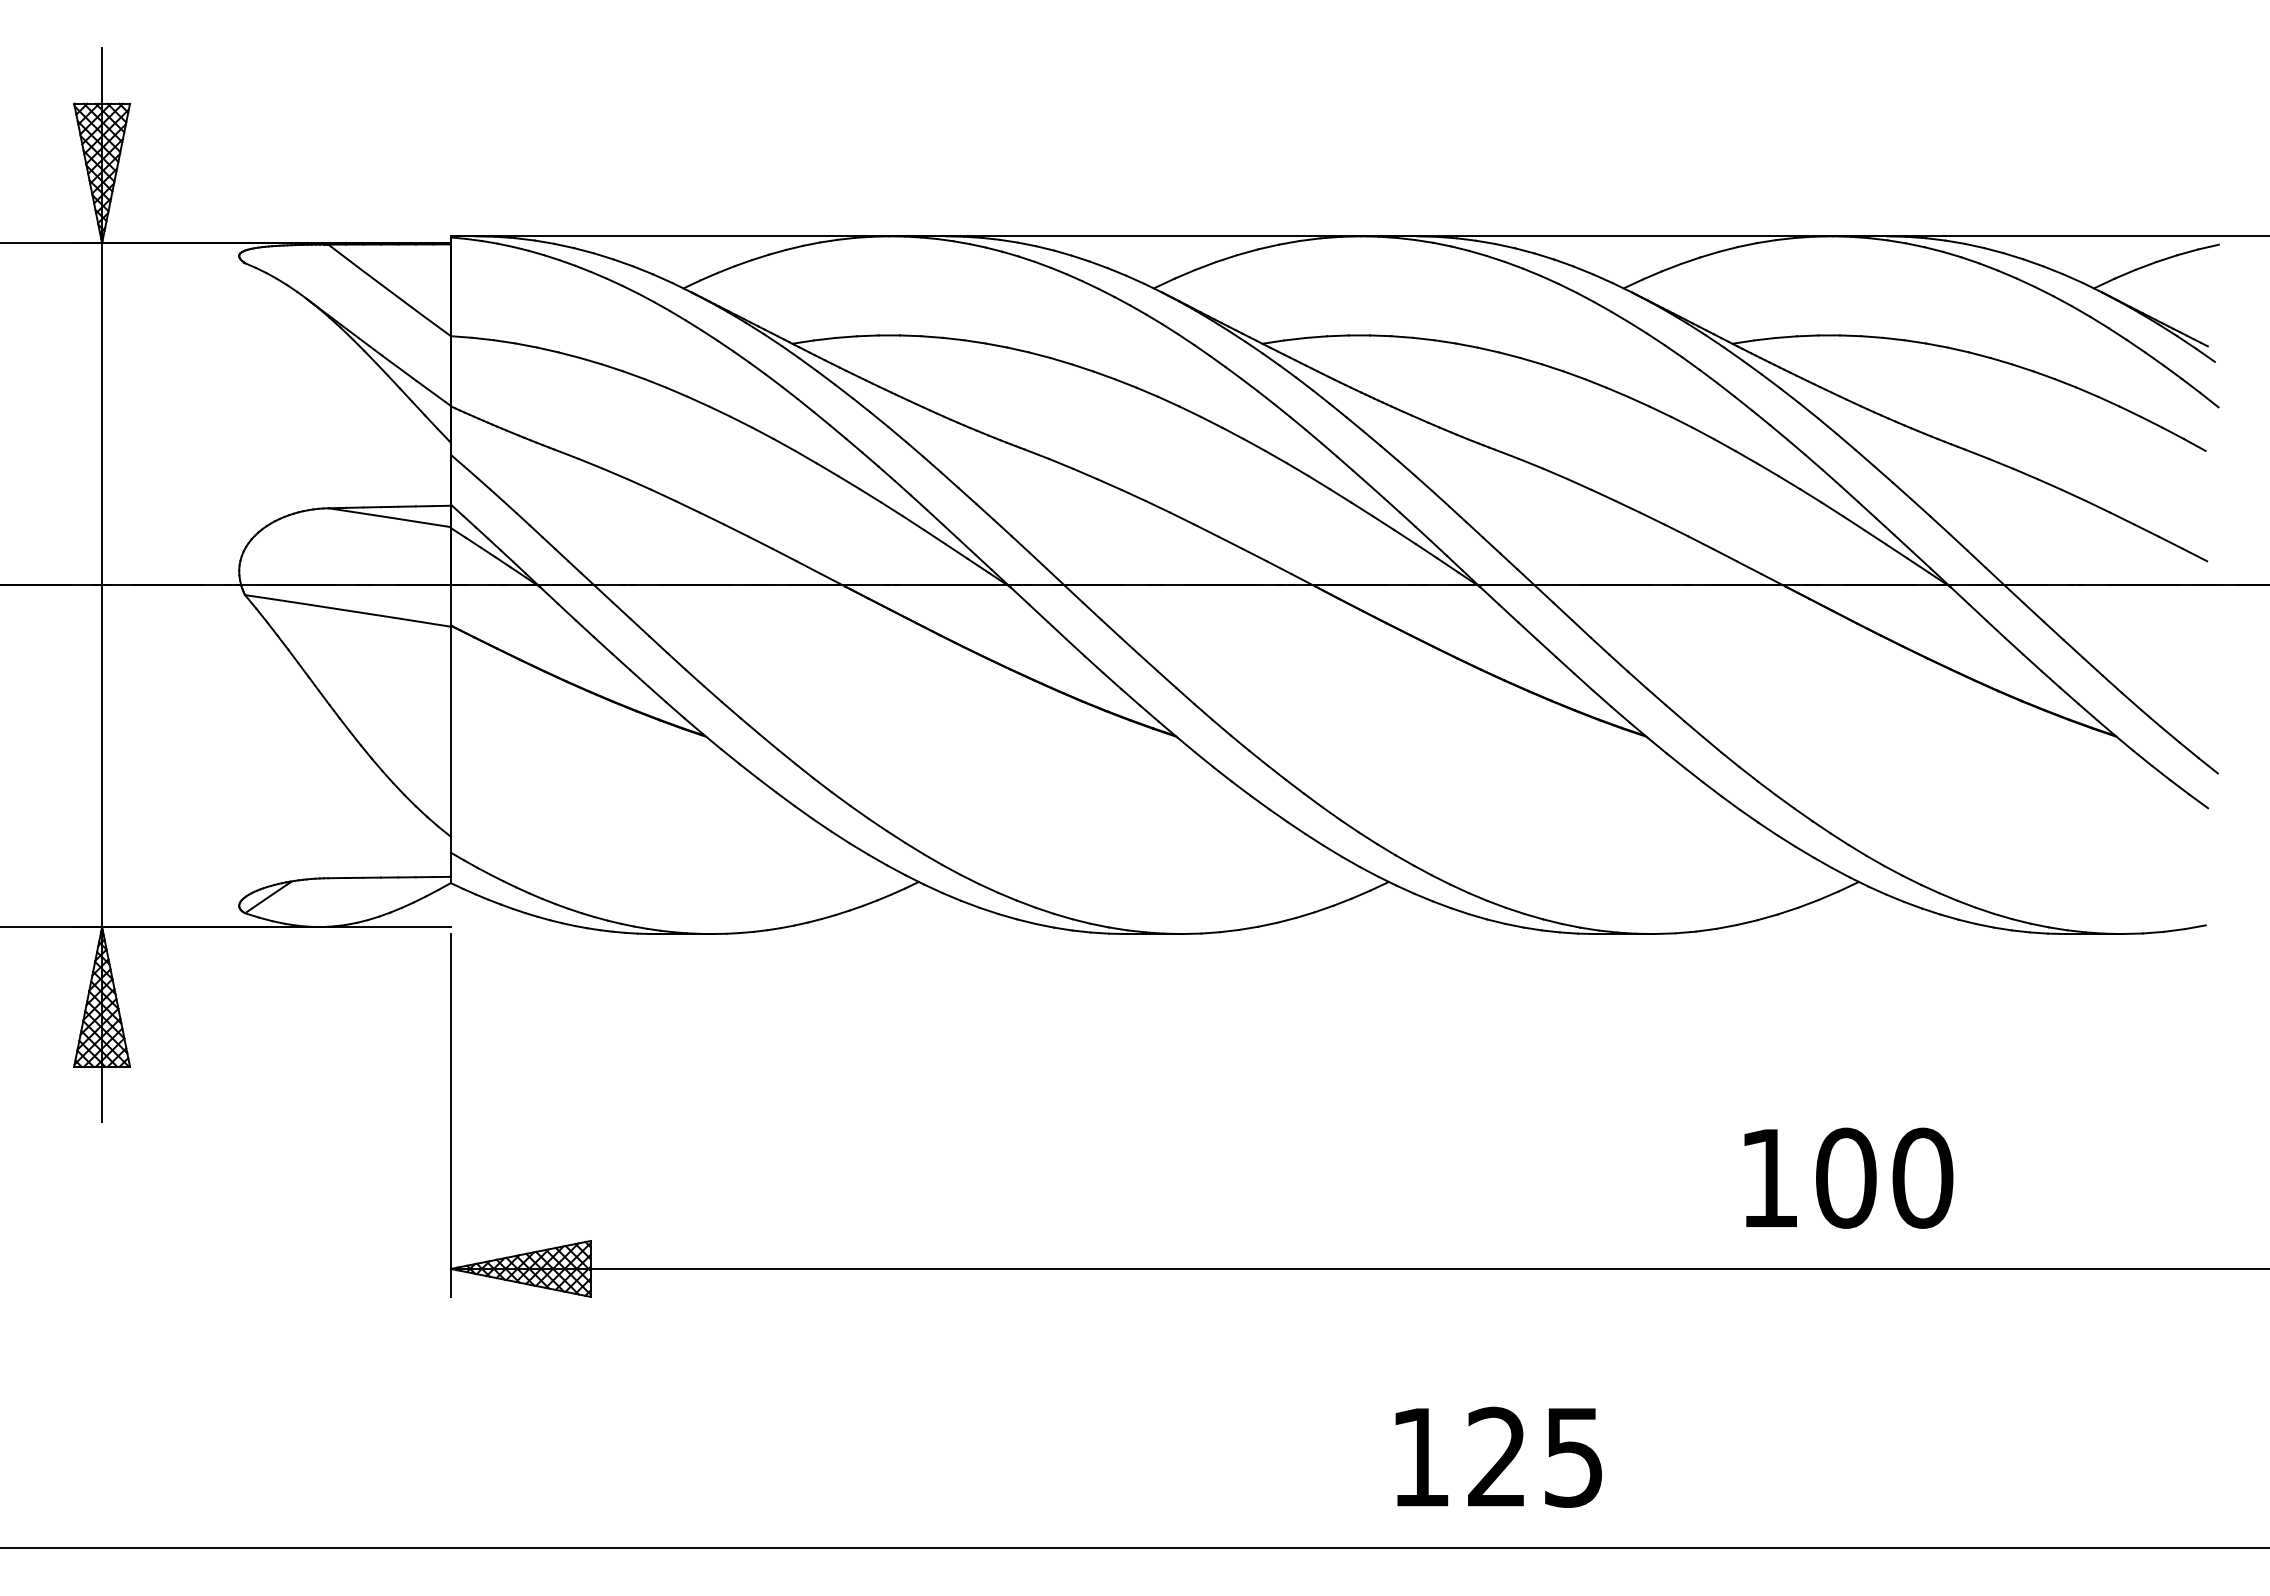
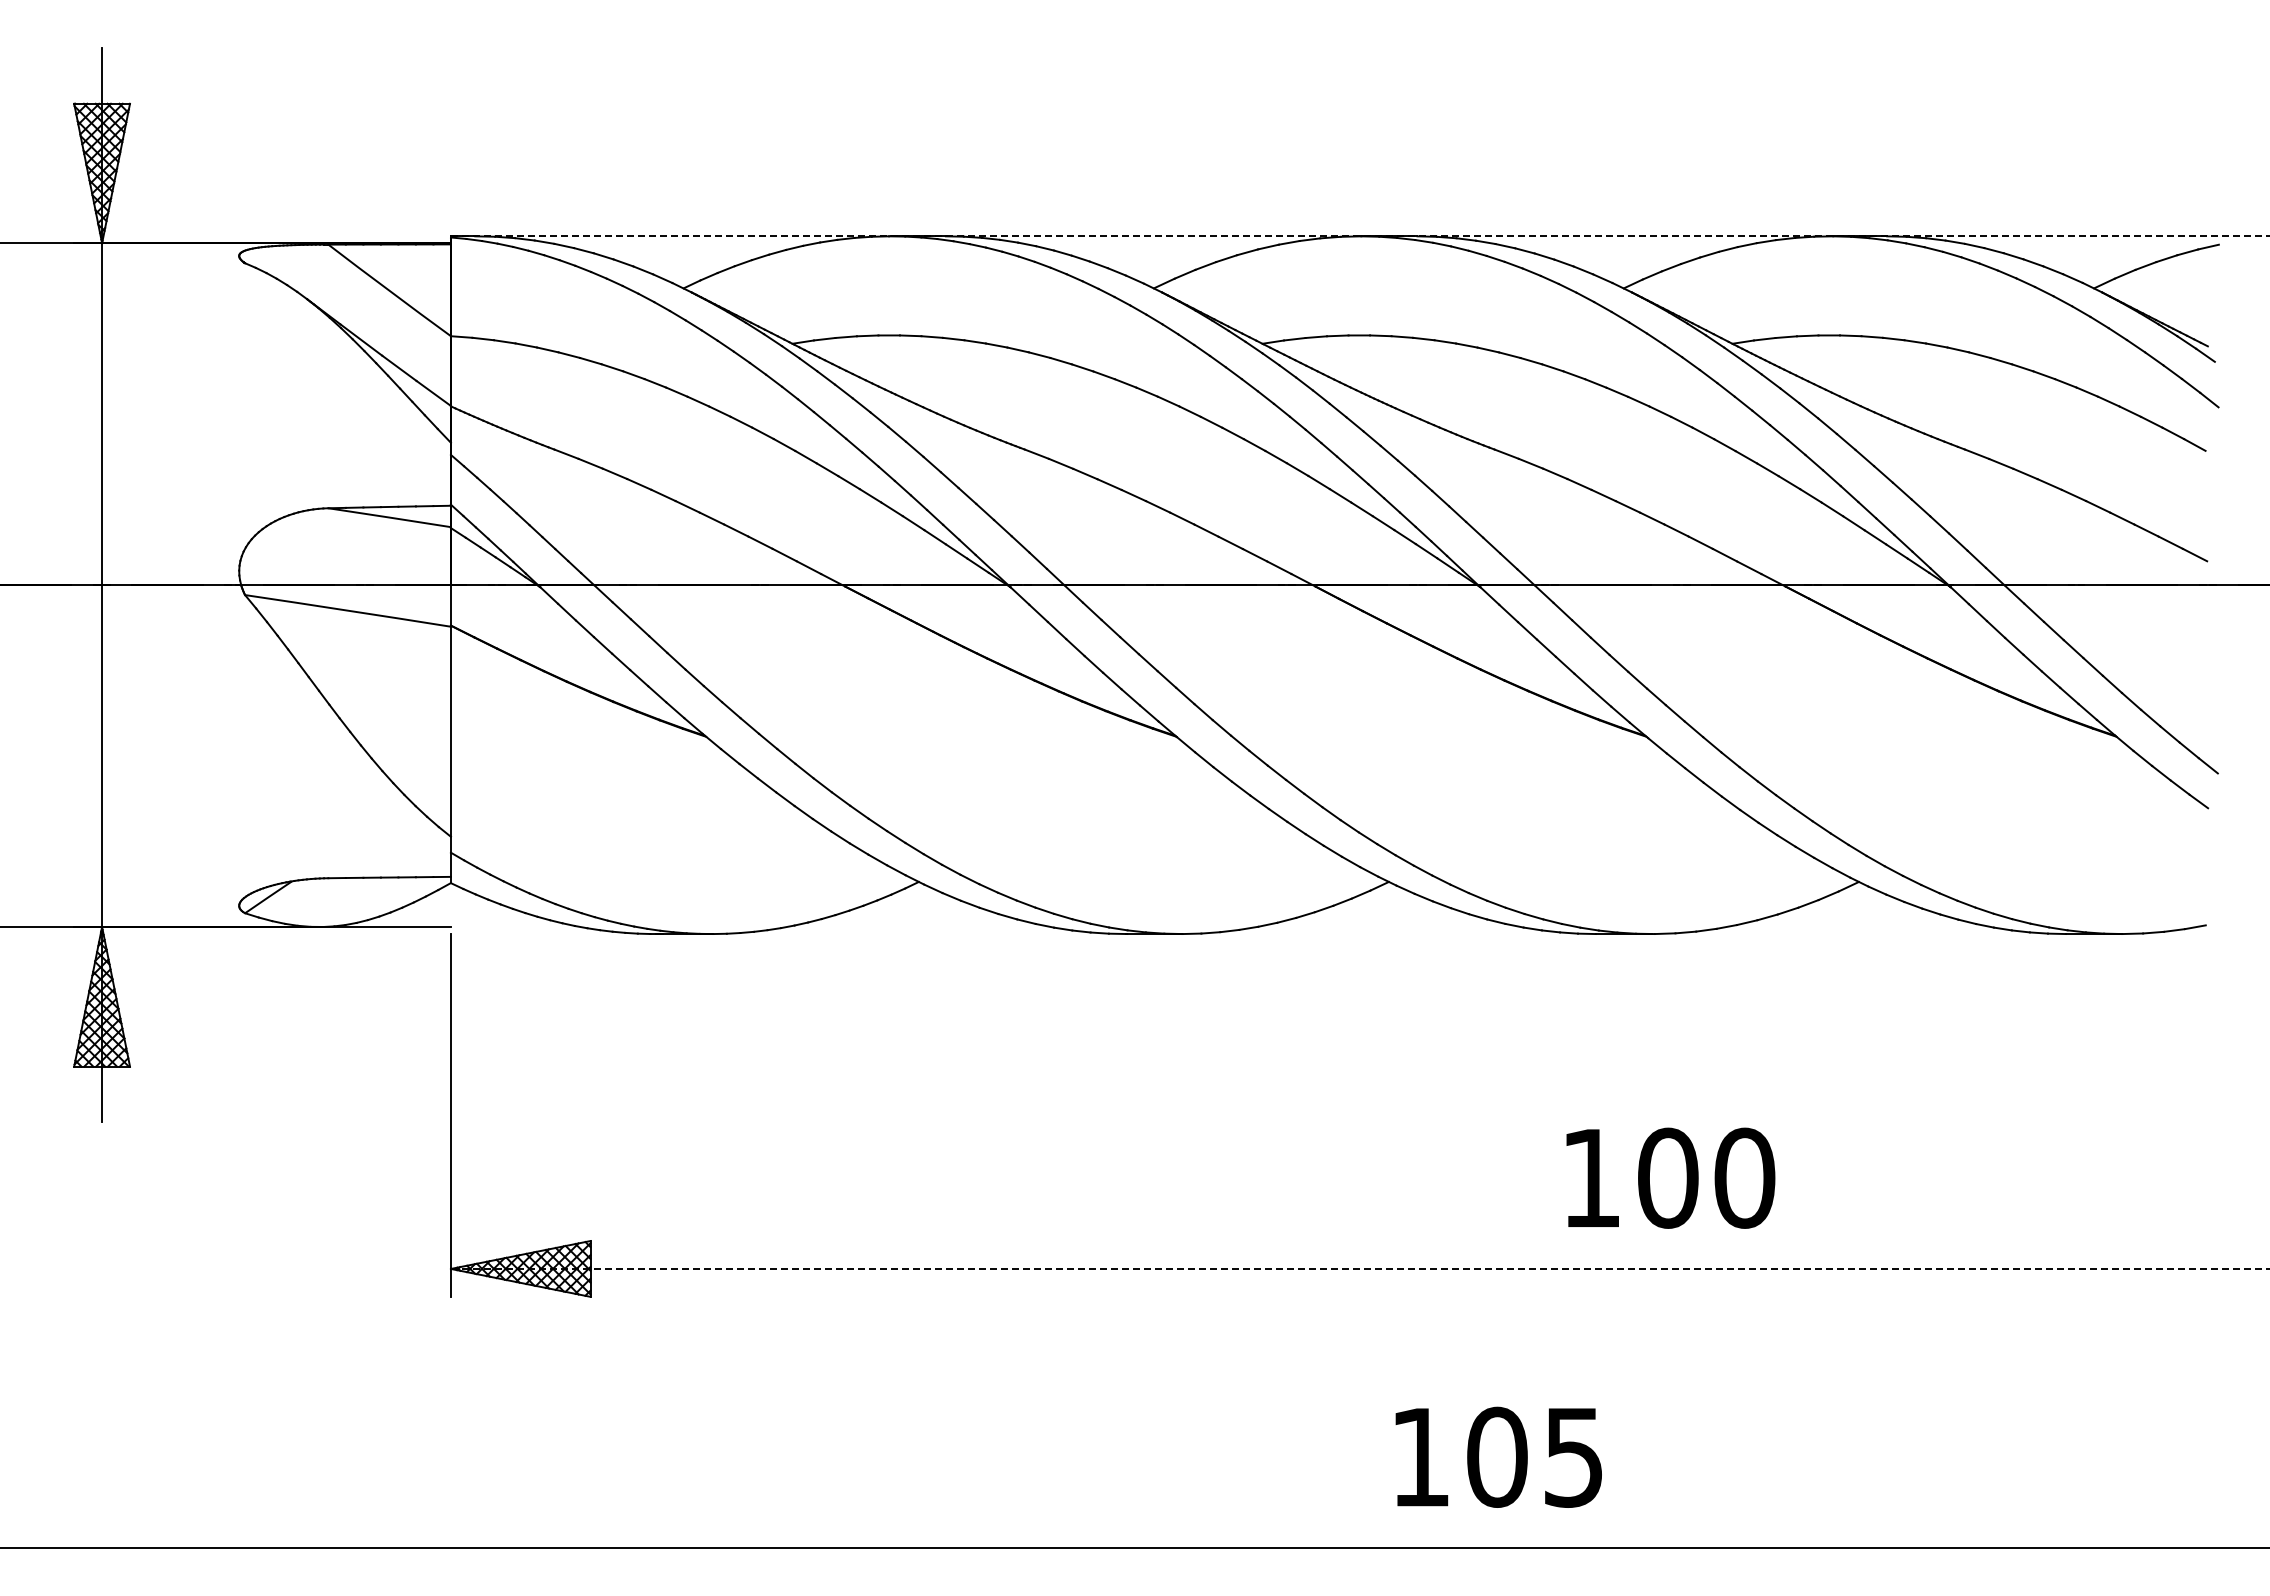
line: solid -> dashed (1359, 236)
text position: (1848, 1177) -> (1670, 1177) (1670, 1177)
line: solid -> dashed (1360, 1268)
text: 125 -> 105 (1497, 1456)
